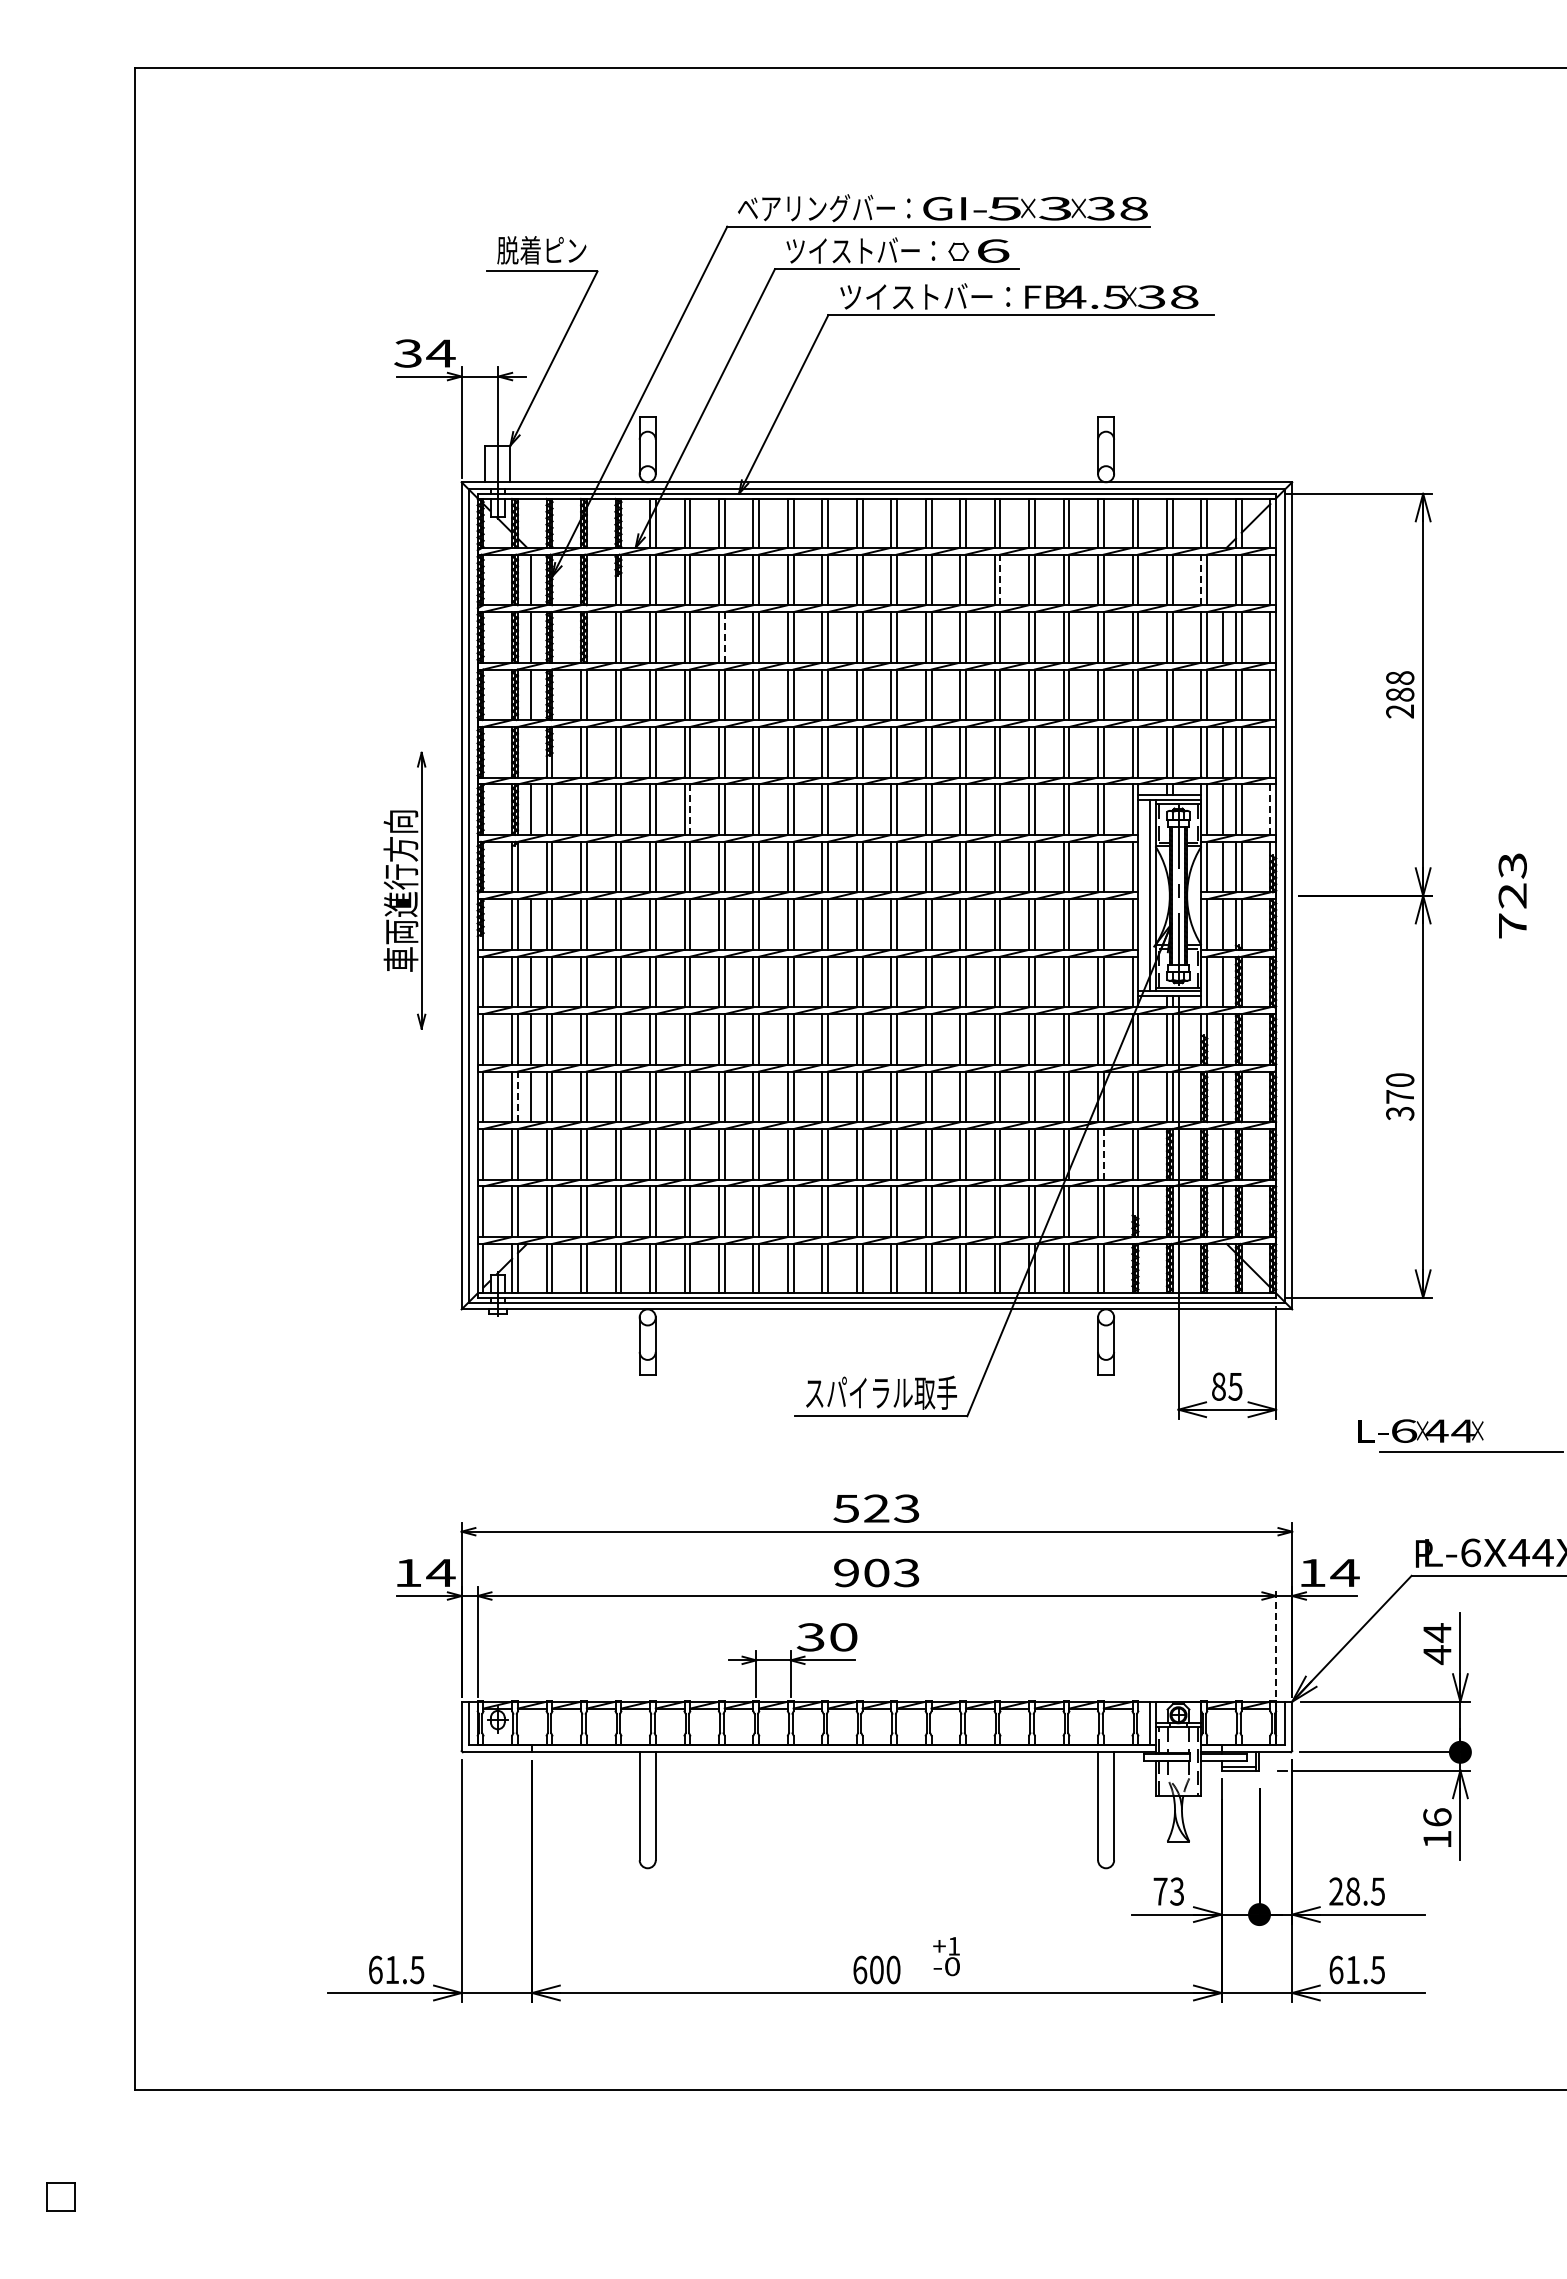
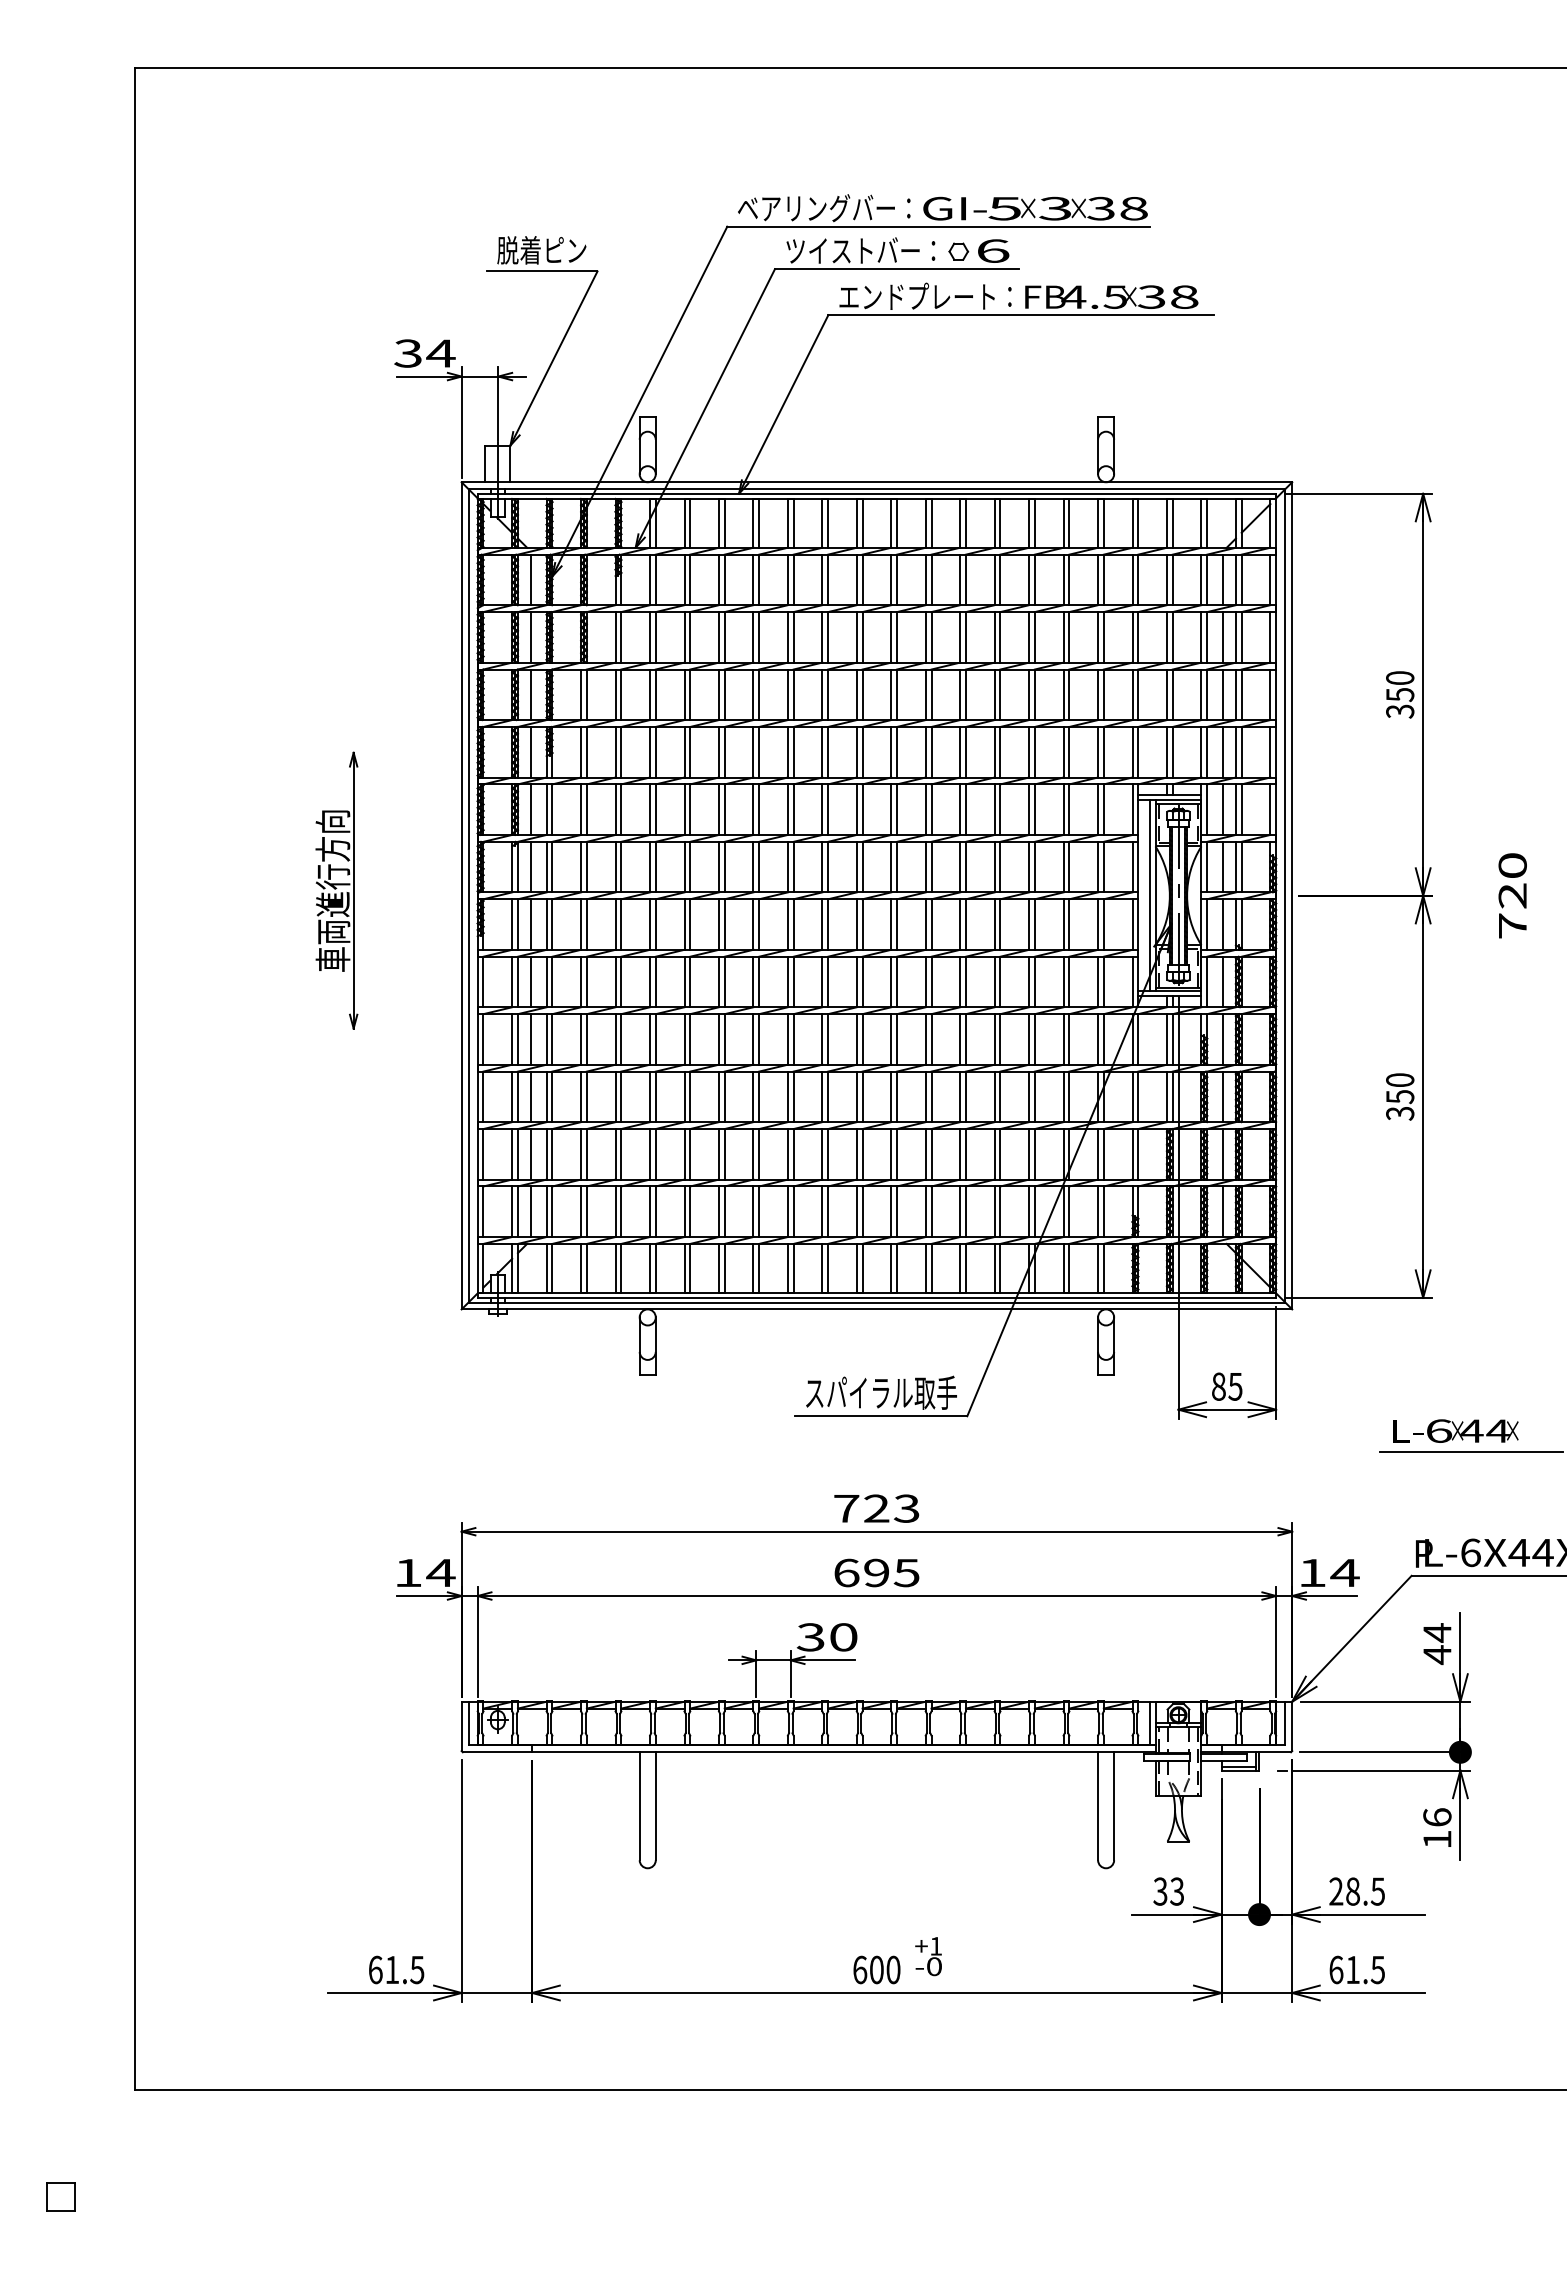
text: ツイストバー： -> エンドプレート： (925, 295)
line: dashed -> solid (1000, 579)
line: dashed -> solid (1201, 579)
line: none -> present (1223, 579)
line: dashed -> solid (724, 636)
line: none -> present (1223, 694)
text: 288 -> 350 (1400, 694)
line: none -> present (530, 751)
line: dashed -> solid (690, 809)
line: dashed -> solid (1270, 809)
text: 723 -> 720 (1512, 865)
line: none -> present (530, 866)
part position: (404, 890) -> (336, 890) (336, 890)
line: dashed -> solid (517, 1096)
text: 370 -> 350 (1400, 1097)
line: dashed -> solid (1103, 1153)
line: none -> present (530, 1154)
line: none -> present (530, 1211)
text position: (1420, 1430) -> (1455, 1430) (1455, 1430)
text: 523 -> 723 (846, 1508)
text: 903 -> 695 (876, 1572)
line: dashed -> solid (1276, 1641)
text: 73 -> 33 (1160, 1891)
text position: (946, 1956) -> (928, 1956) (928, 1956)
